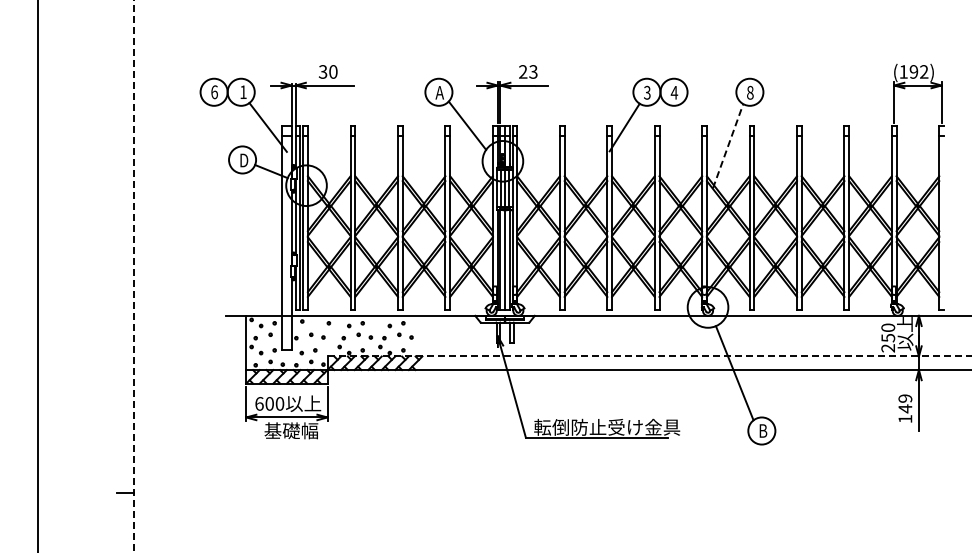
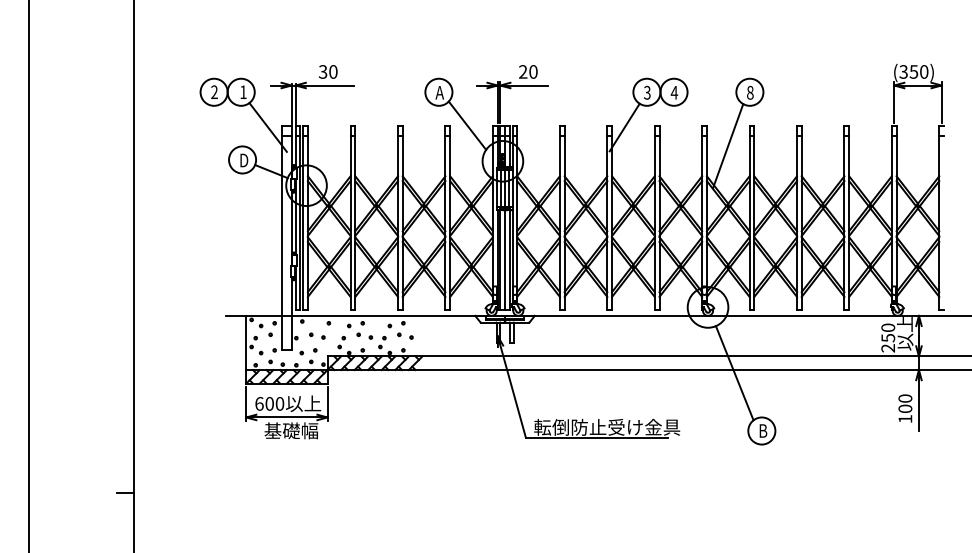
text: 23 -> 20 (533, 71)
text: (192) -> (350) (913, 71)
text: 6 -> 2 (214, 92)
line: dashed -> solid (728, 146)
line position: (38, 275) -> (29, 275) (29, 275)
line: dashed -> solid (134, 276)
line: dashed -> solid (650, 356)
text: 149 -> 100 (905, 403)
